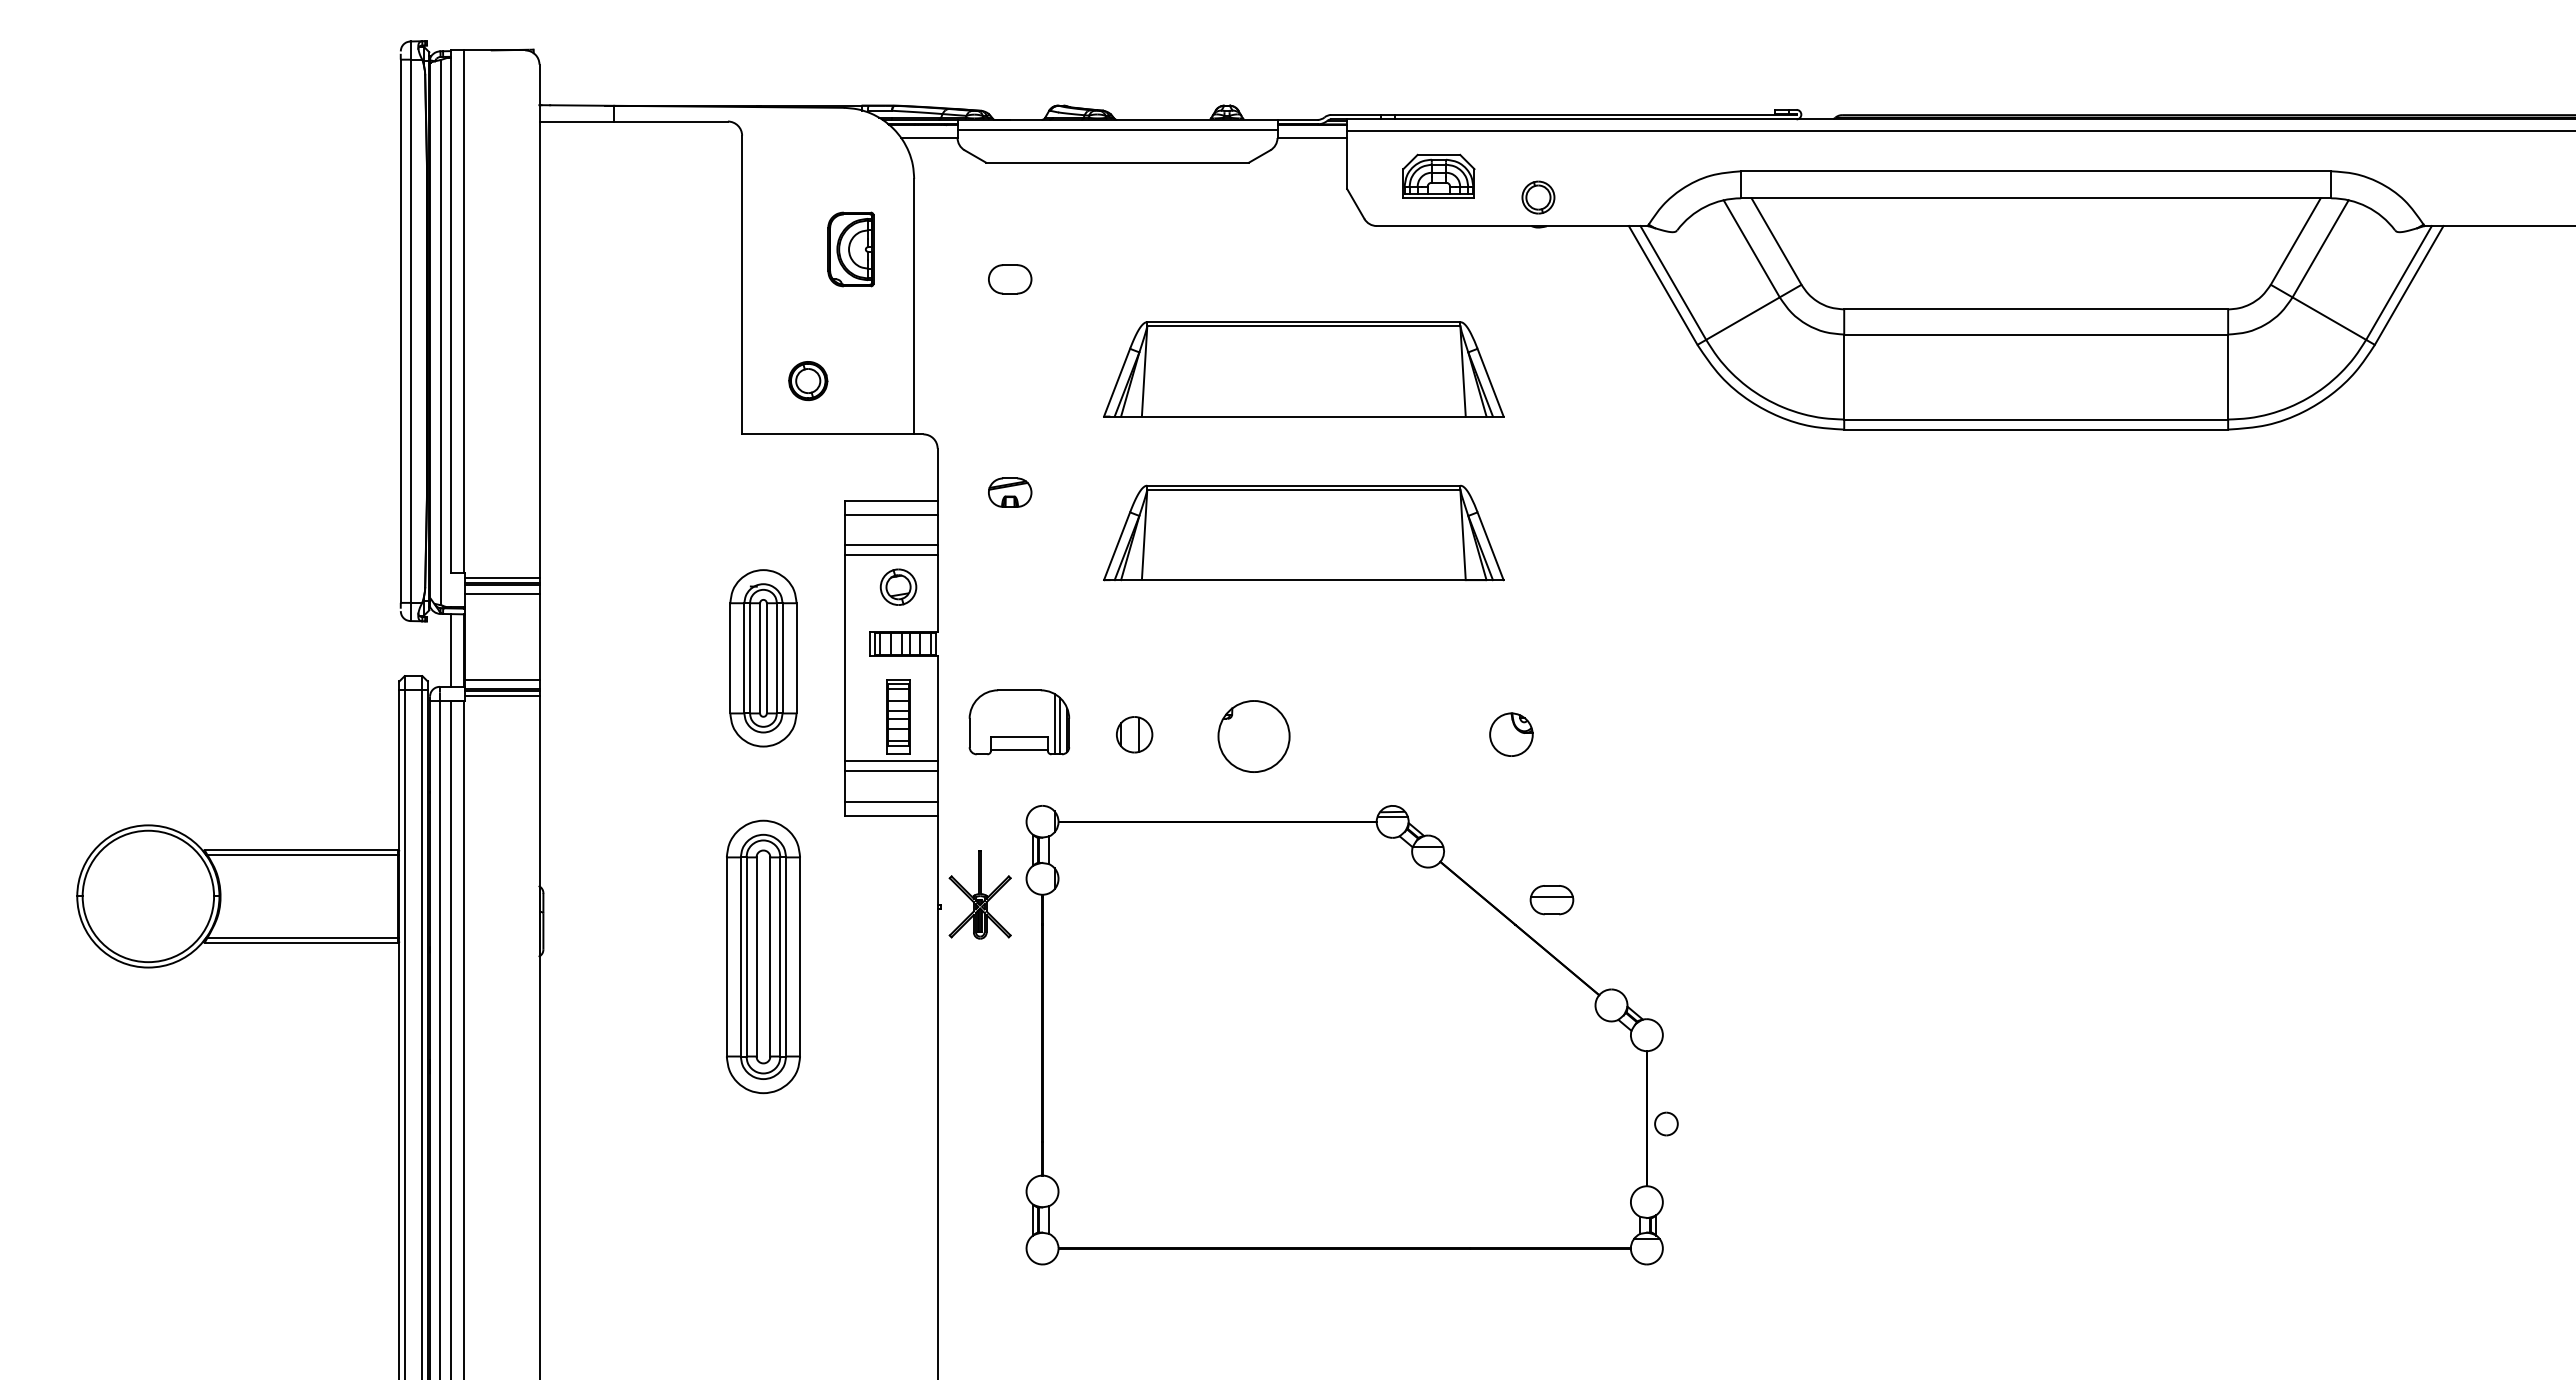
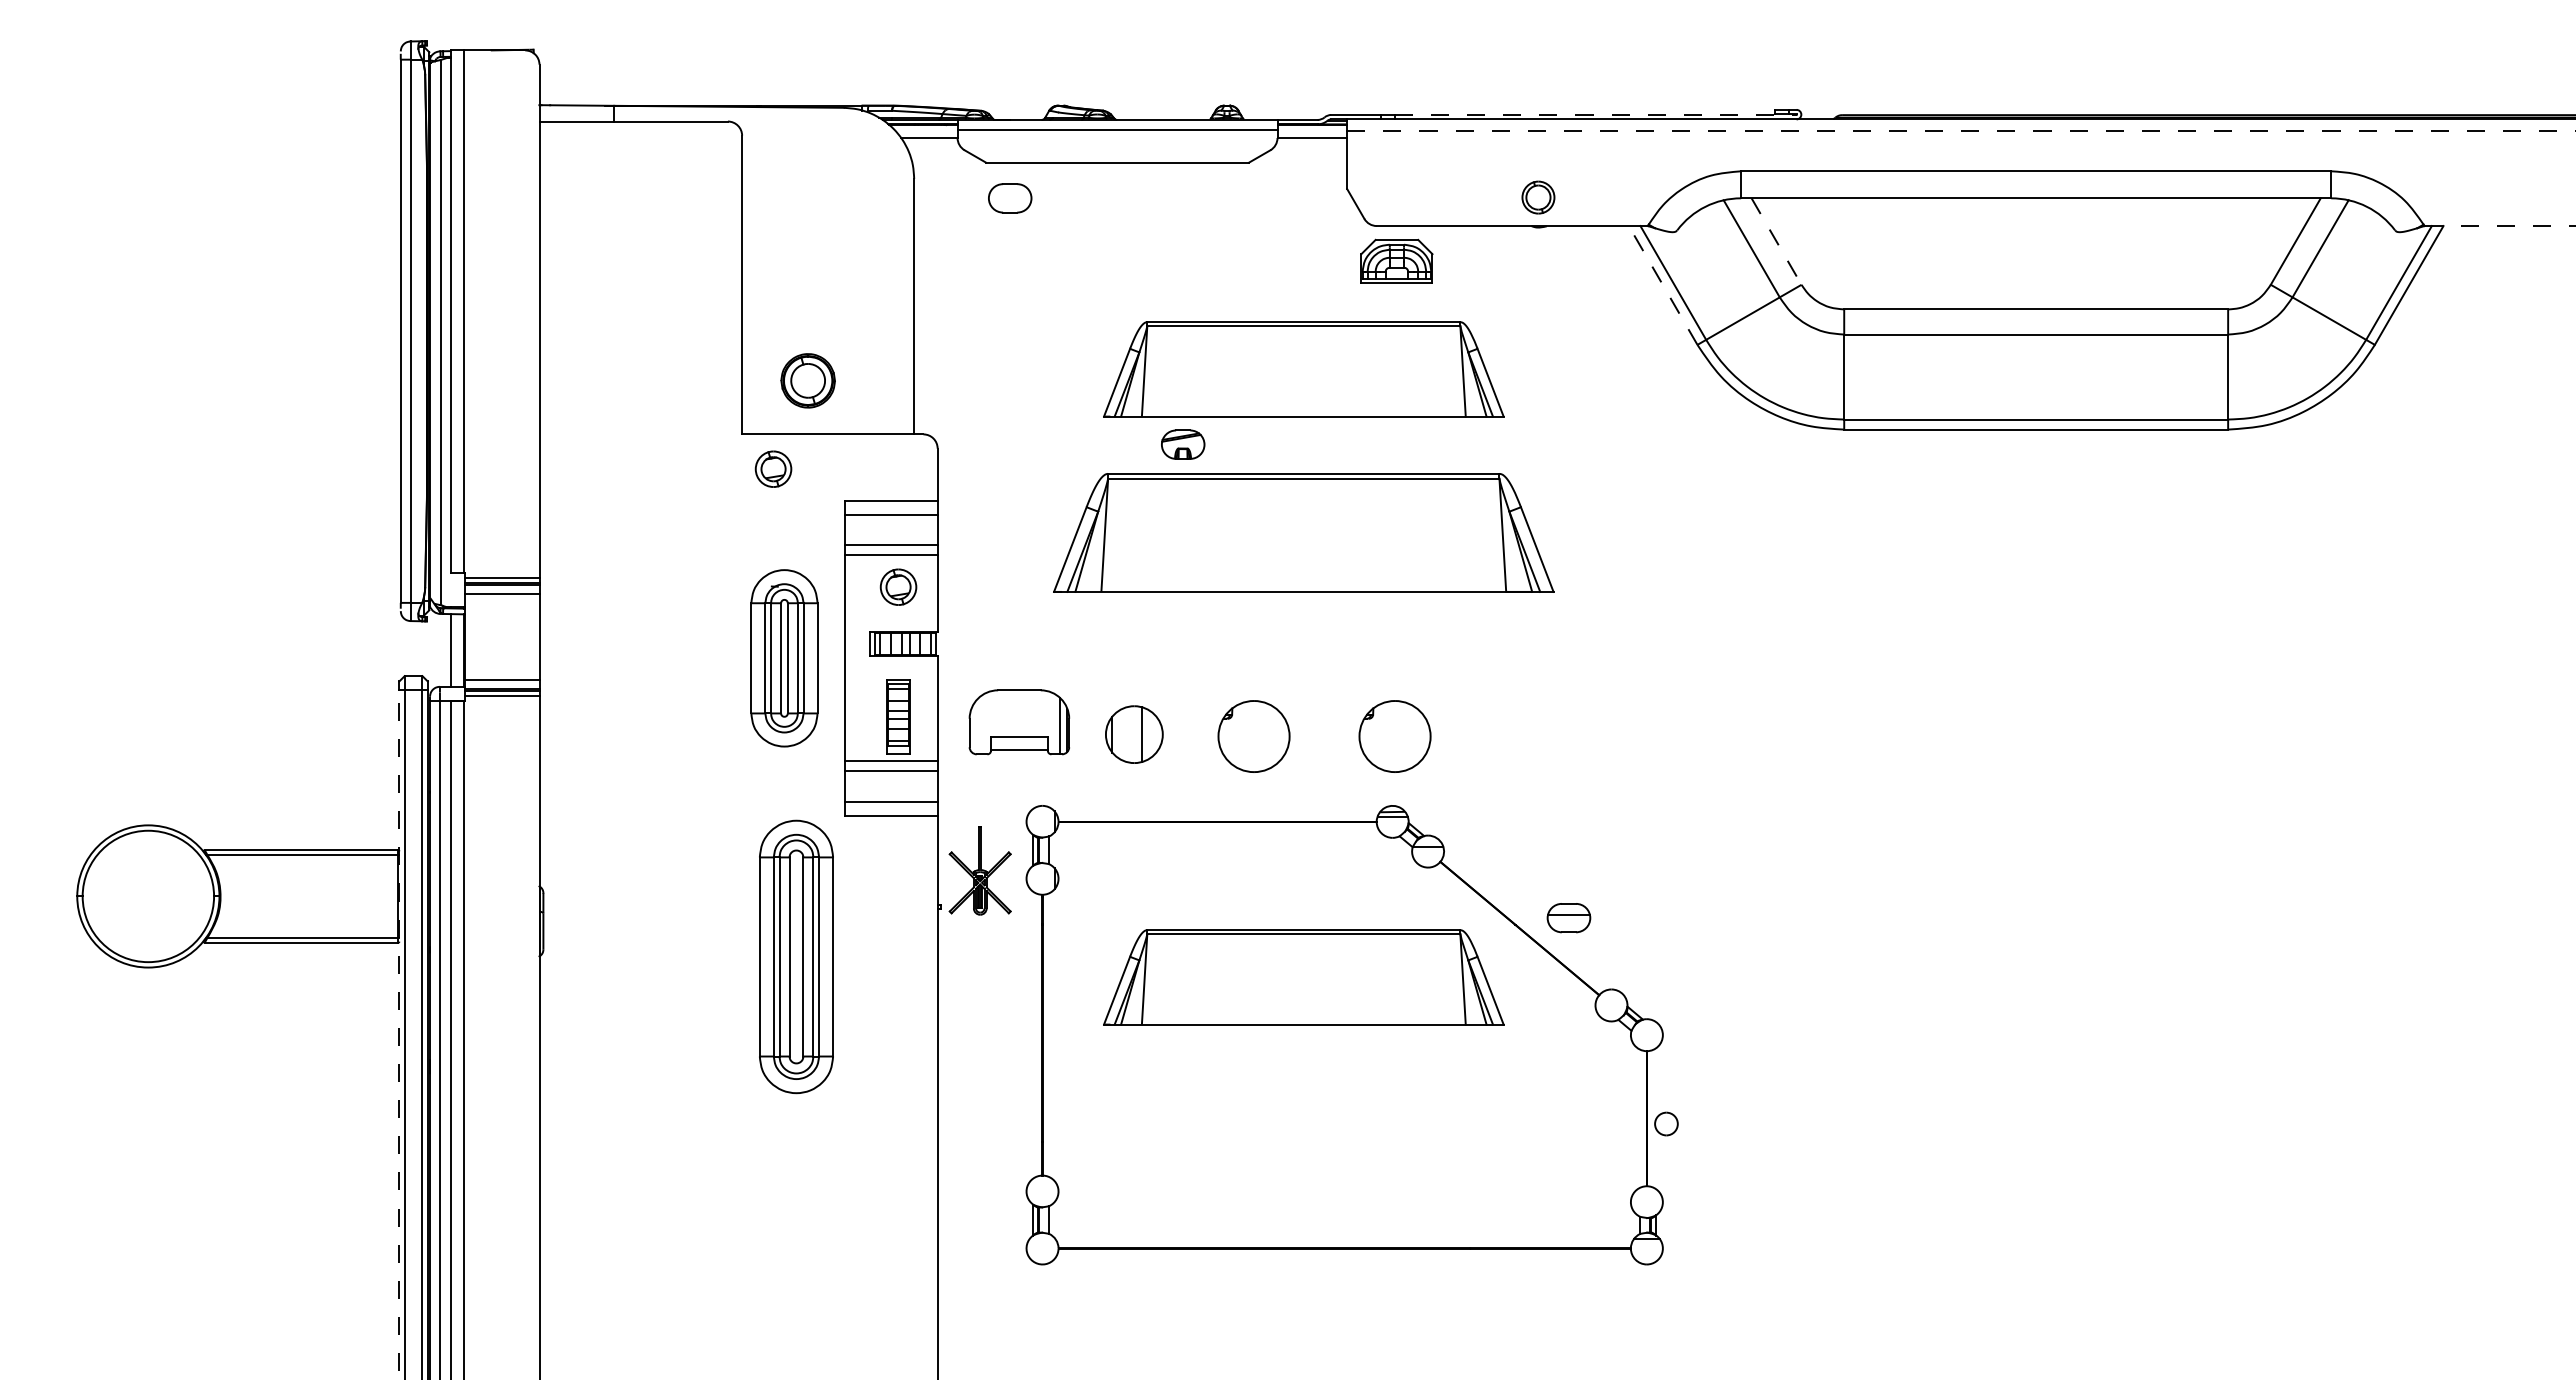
line: solid -> dashed (1595, 114)
line: solid -> dashed (1962, 130)
part position: (1438, 175) -> (1396, 260) (1396, 260)
line: solid -> dashed (2500, 226)
line: solid -> dashed (1776, 241)
part: present -> none (850, 249)
part position: (1010, 279) -> (1010, 198) (1010, 198)
line: solid -> dashed (1663, 285)
part size: 41x41 px -> 56x56 px (807, 380)
part: none -> present (773, 468)
part position: (1010, 492) -> (1183, 444) (1183, 444)
part size: 402x98 px -> 502x120 px (1303, 532)
part position: (763, 658) -> (784, 658) (784, 658)
line: present -> none (1054, 723)
part size: 38x38 px -> 59x59 px (1134, 734)
part: present -> none (1511, 734)
part: none -> present (1394, 736)
part position: (979, 894) -> (979, 870) (979, 870)
part position: (1551, 900) -> (1568, 918) (1568, 918)
part position: (763, 956) -> (796, 956) (796, 956)
part: none -> present (1303, 977)
line: solid -> dashed (399, 1034)
